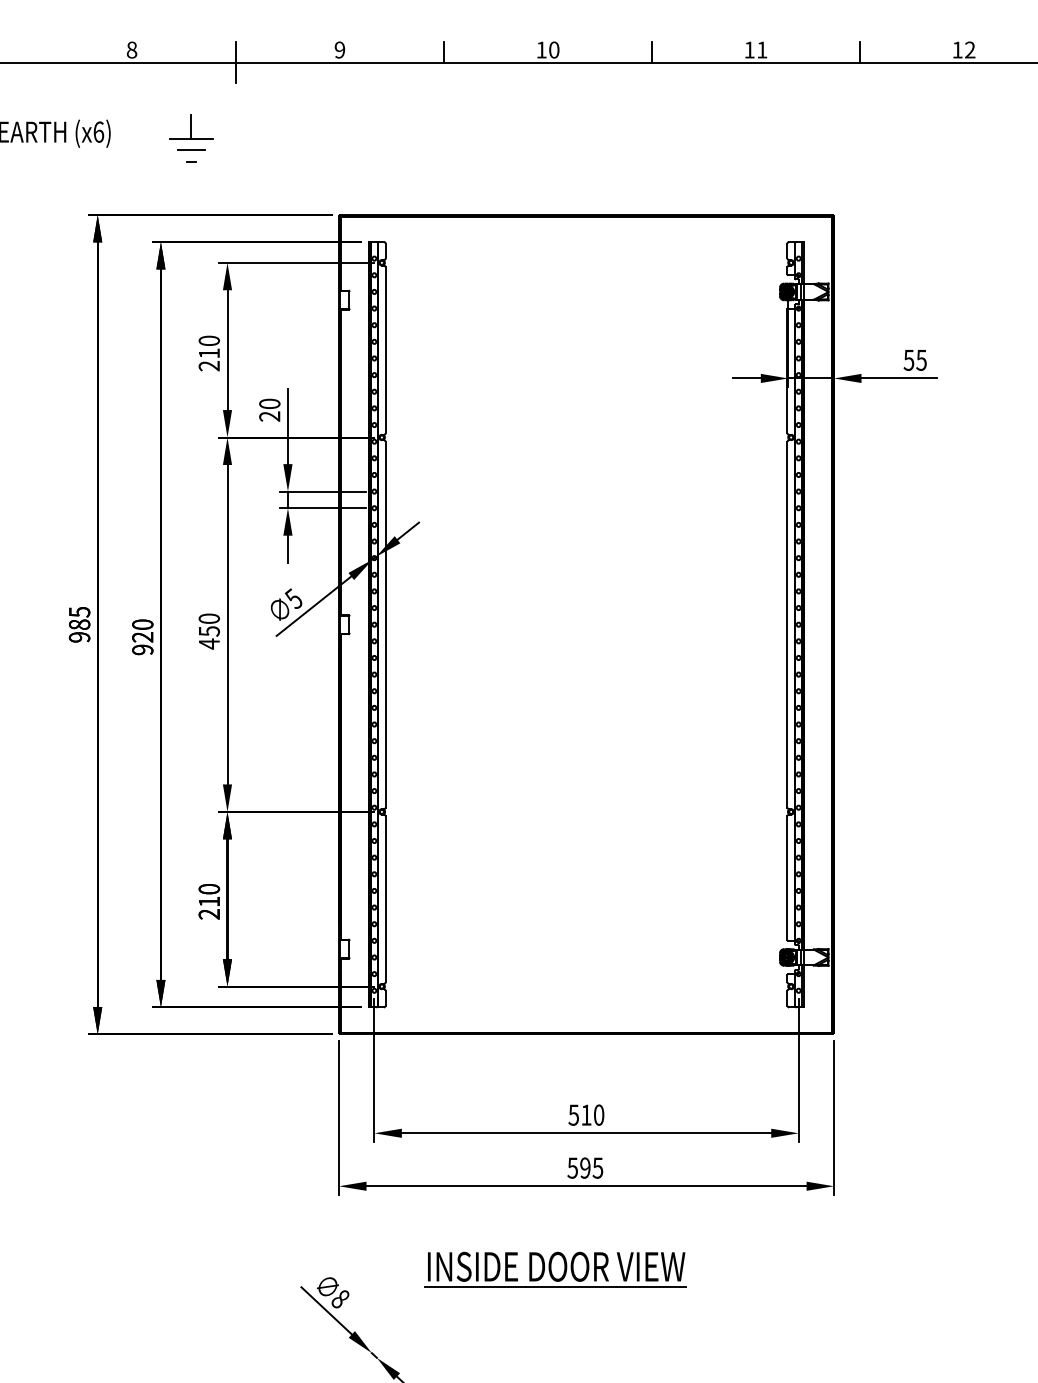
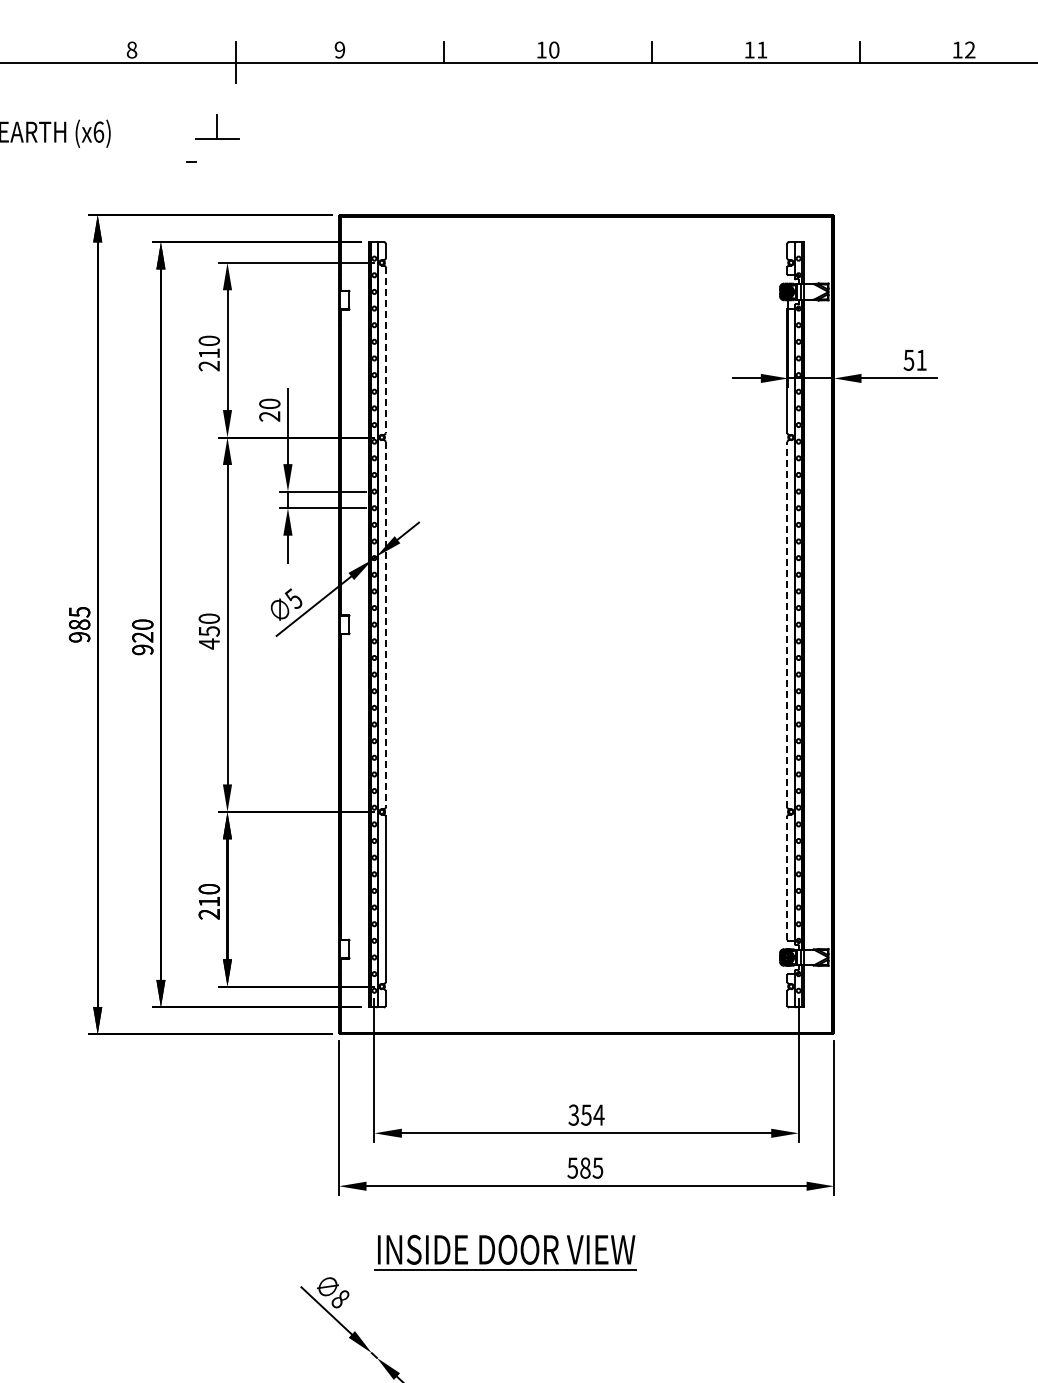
part position: (191, 126) -> (217, 126) (217, 126)
line: present -> none (191, 150)
line: solid -> dashed (385, 350)
text: 55 -> 51 (921, 360)
line: solid -> dashed (385, 624)
line: solid -> dashed (787, 624)
line: solid -> dashed (787, 878)
text: 510 -> 354 (586, 1114)
text: 595 -> 585 (585, 1167)
part position: (555, 1269) -> (505, 1252) (505, 1252)
